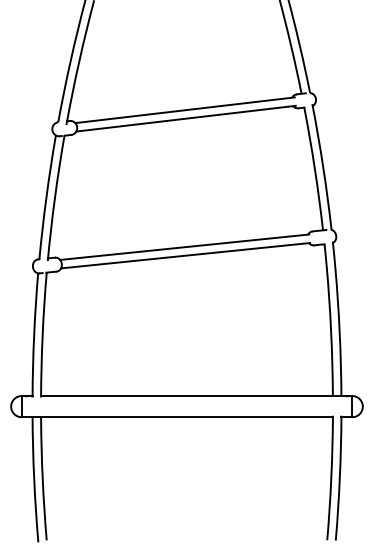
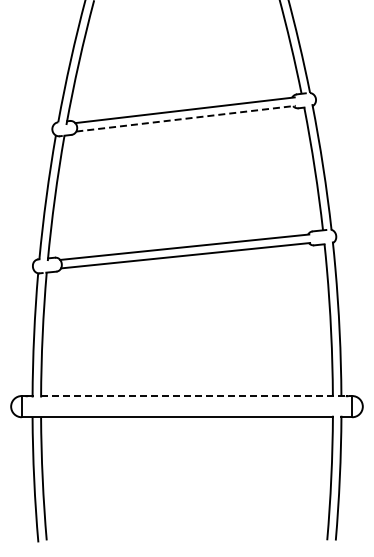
line: solid -> dashed (186, 118)
line: solid -> dashed (196, 396)
